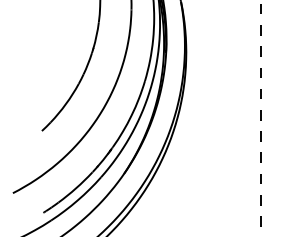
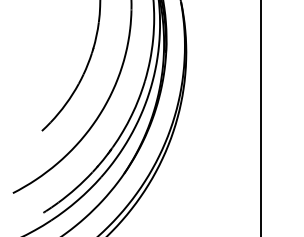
line: dashed -> solid (260, 118)
